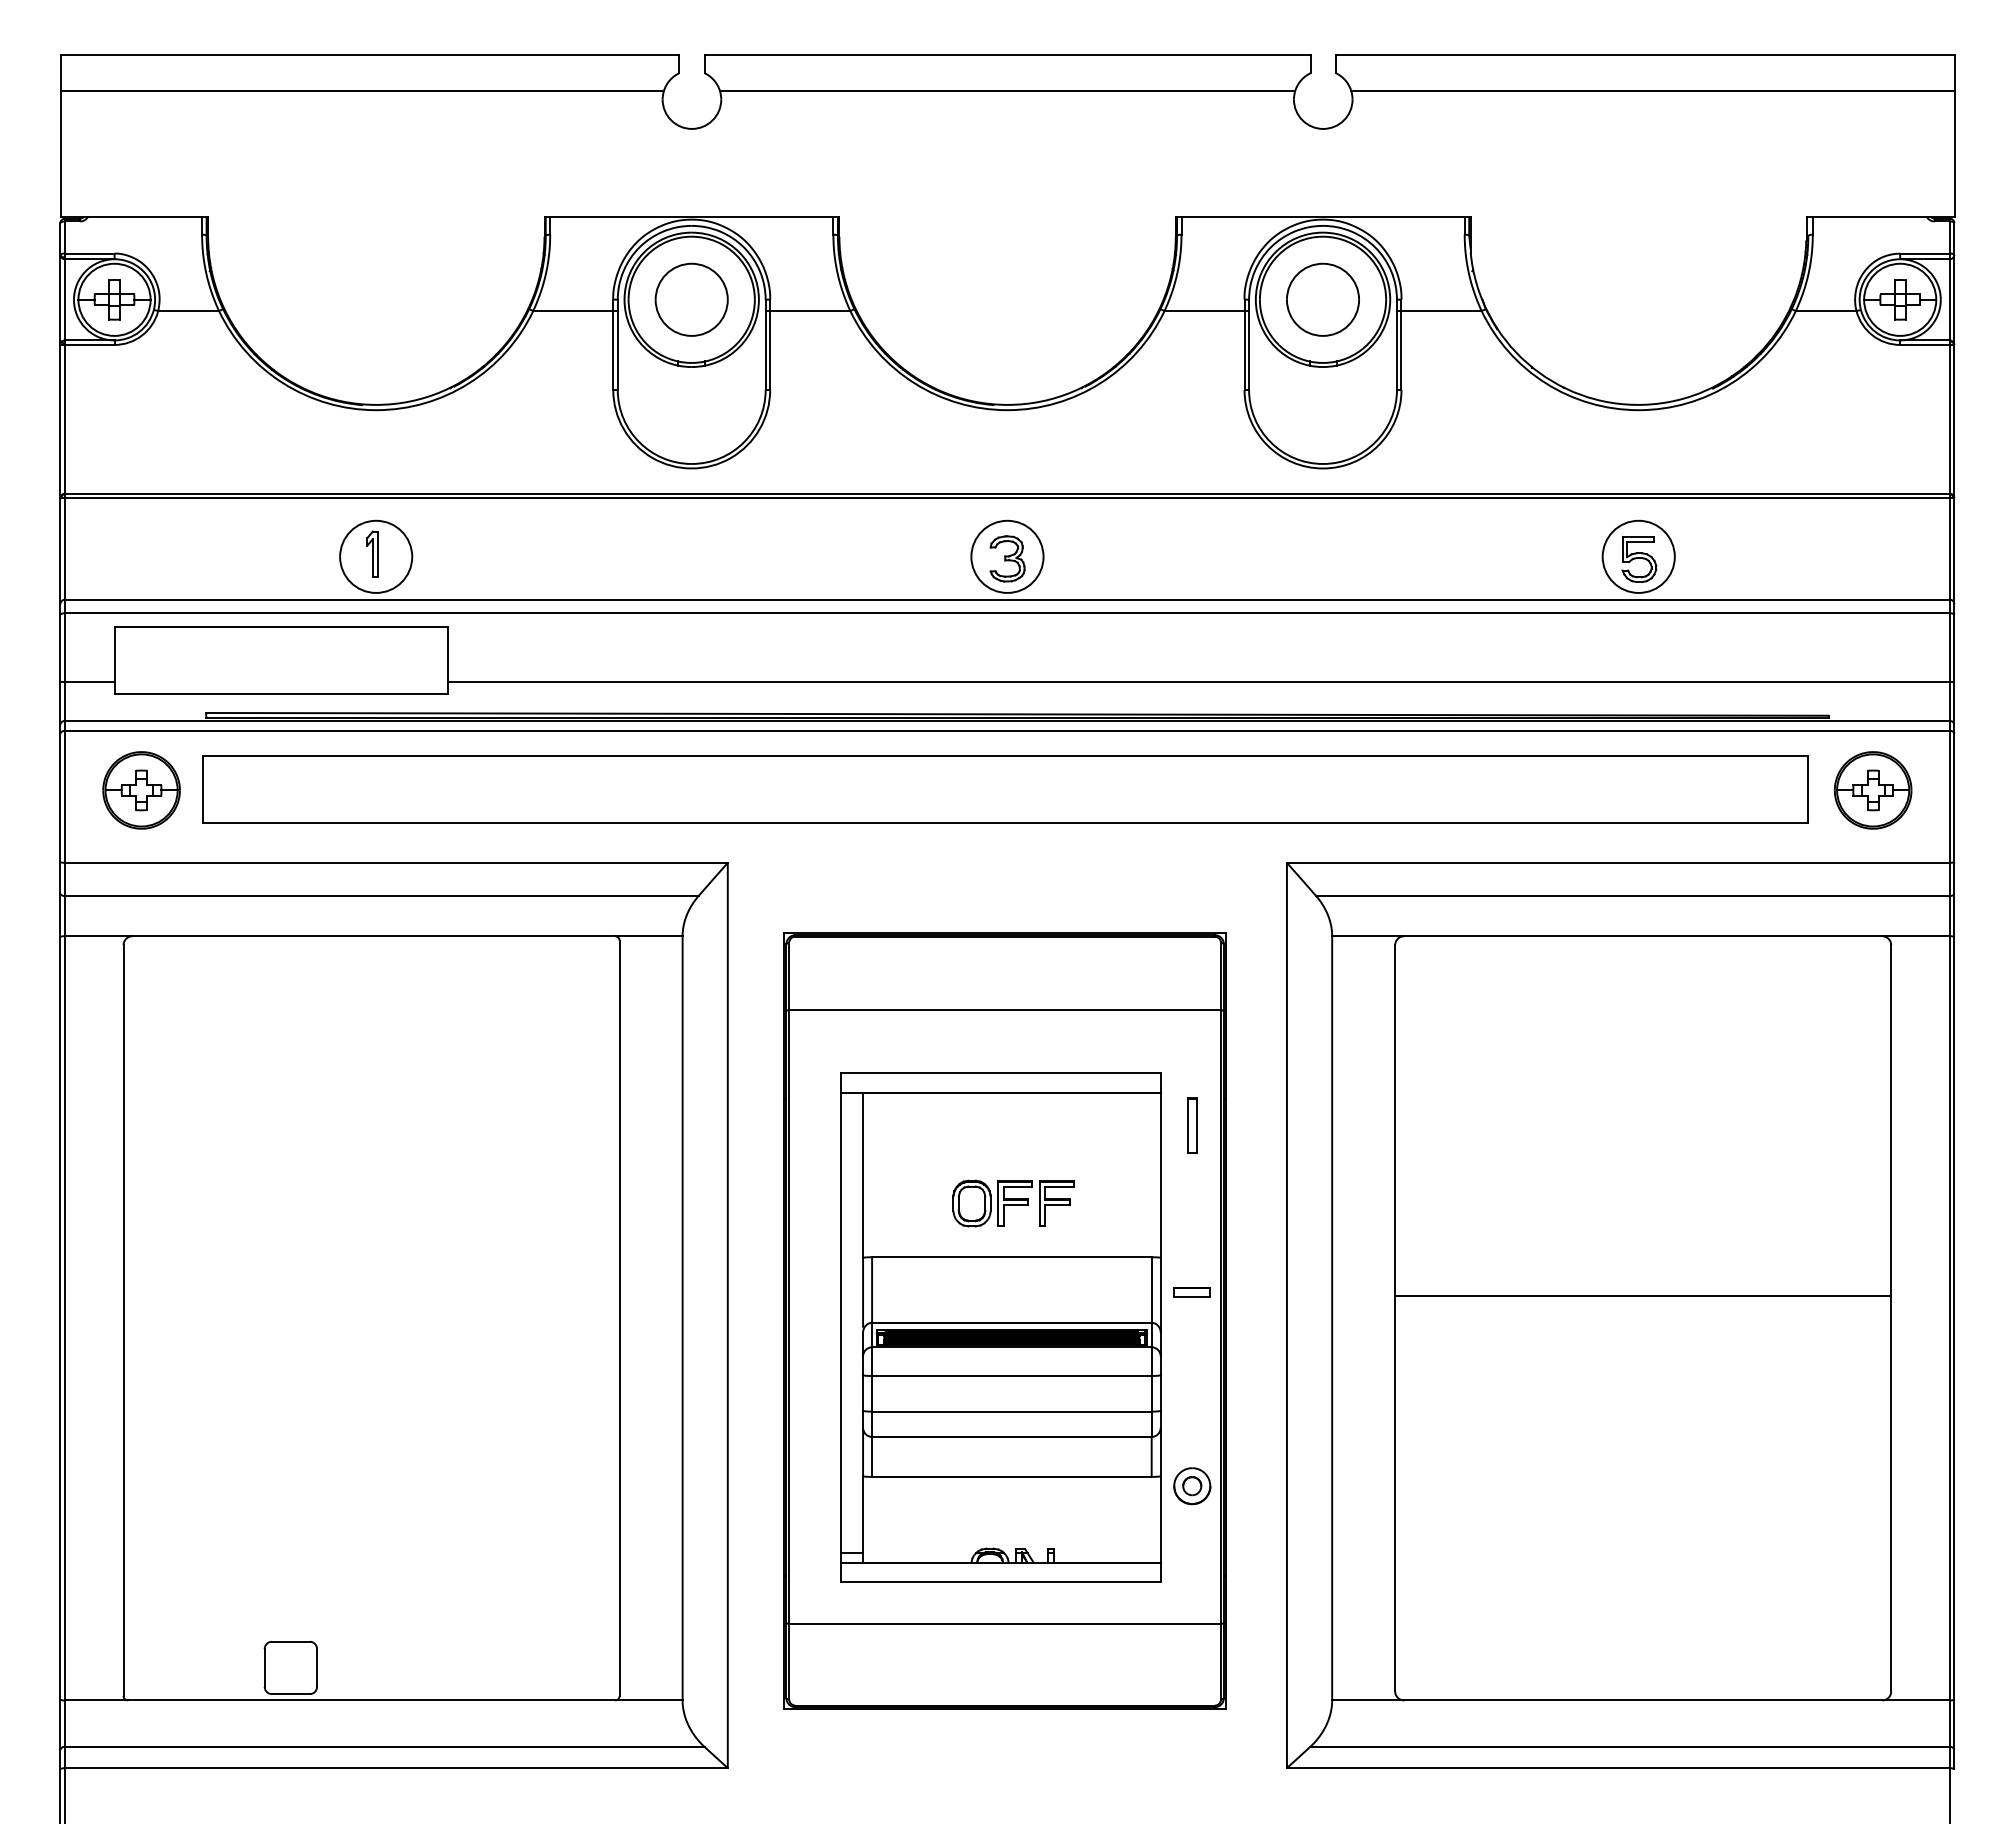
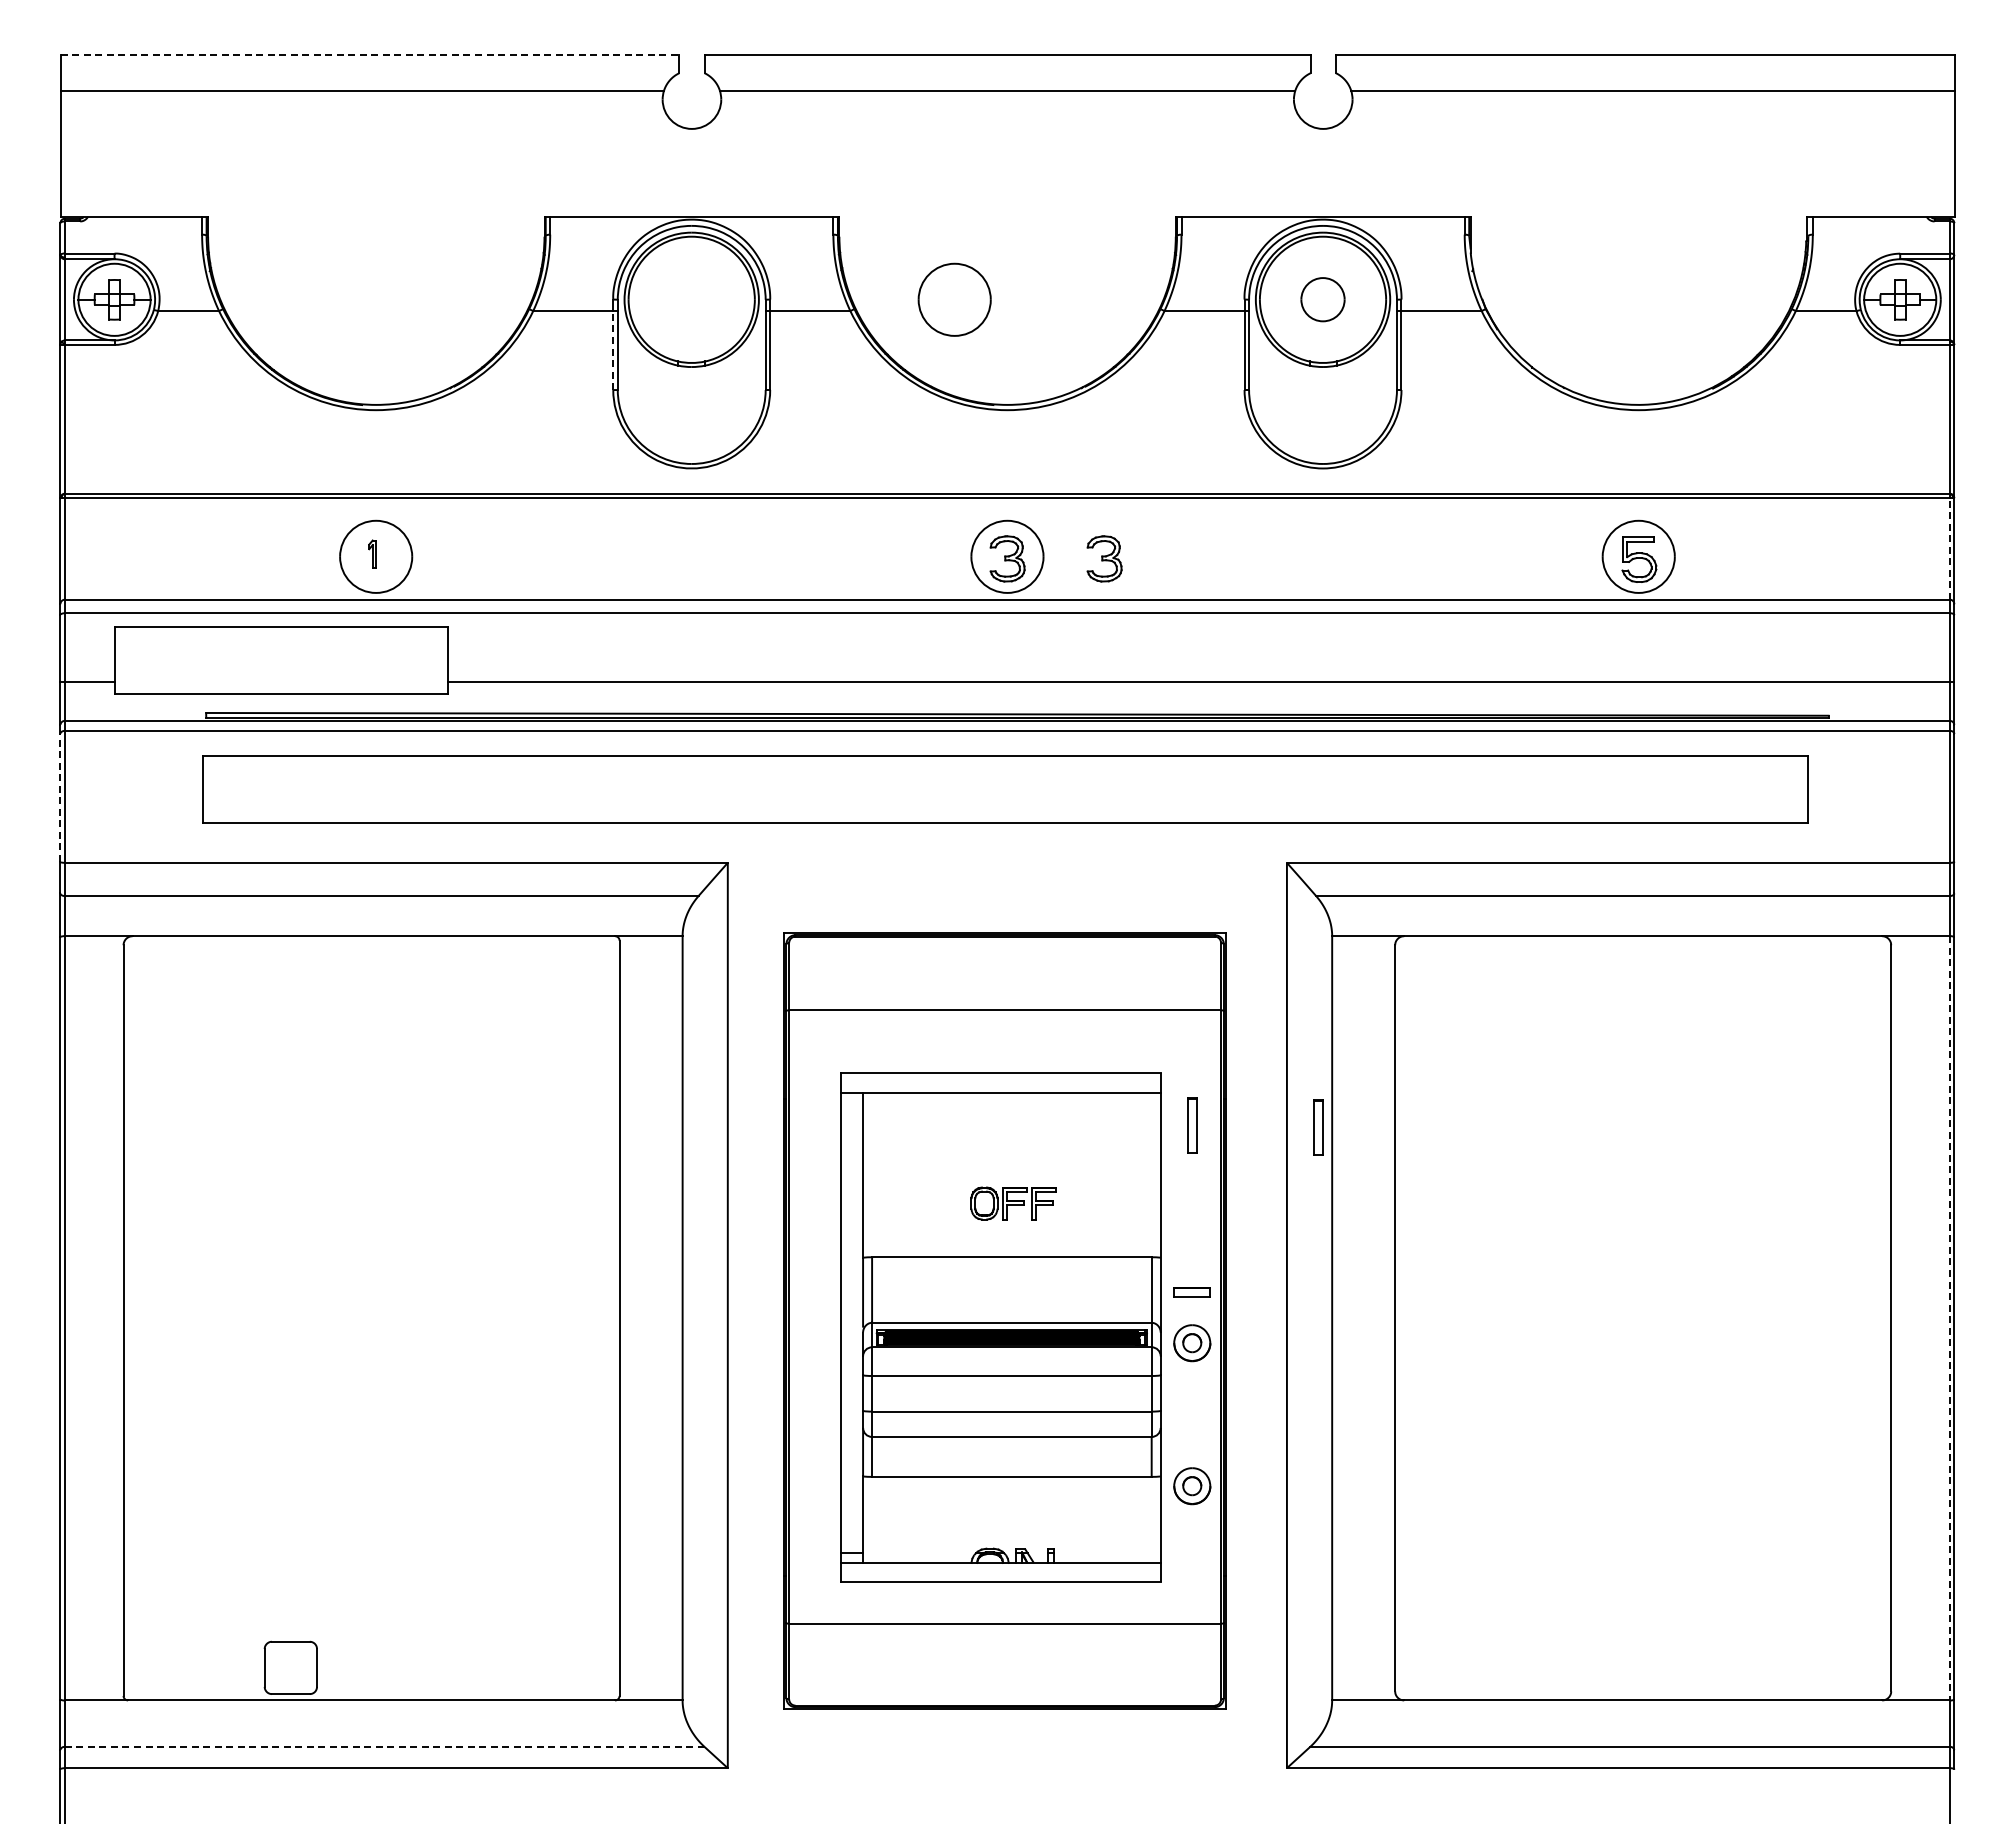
line: solid -> dashed (370, 54)
part position: (691, 299) -> (954, 299) (954, 299)
part size: 74x75 px -> 46x46 px (1322, 299)
line: solid -> dashed (613, 350)
line: solid -> dashed (1949, 548)
part size: 13x48 px -> 9x30 px (372, 553)
part: none -> present (1104, 558)
part: present -> none (141, 790)
part: present -> none (1873, 790)
line: solid -> dashed (60, 797)
part: none -> present (1318, 1127)
part size: 123x49 px -> 87x35 px (1013, 1203)
line: present -> none (1643, 1295)
line: solid -> dashed (1949, 1318)
part: none -> present (1192, 1343)
line: solid -> dashed (384, 1746)
